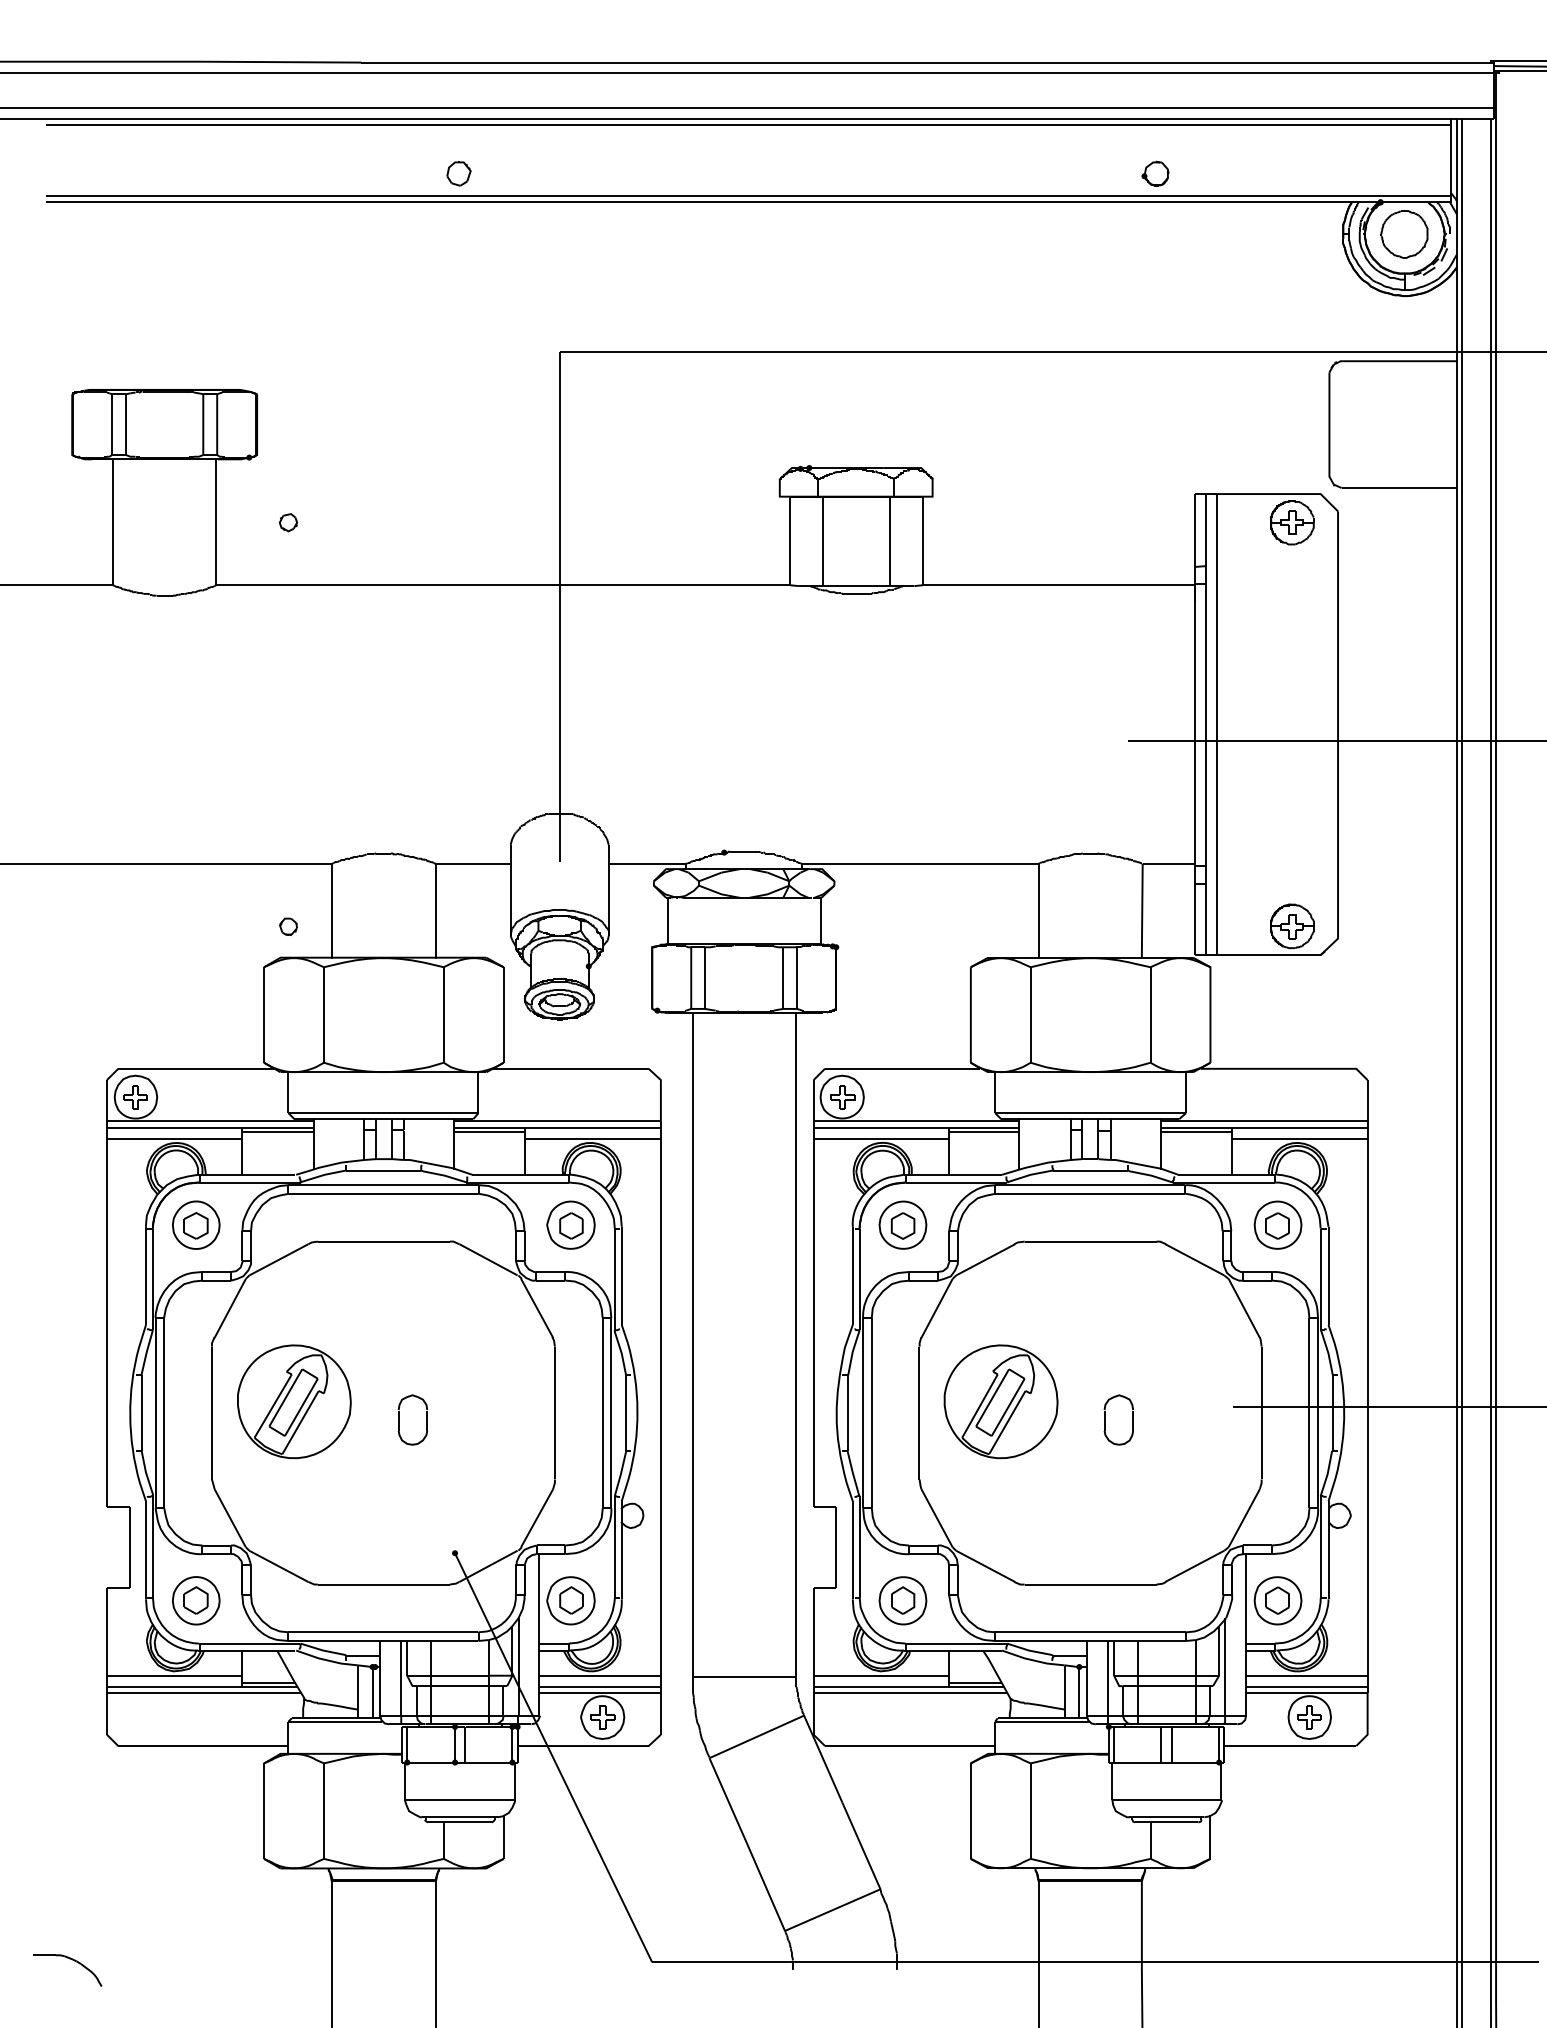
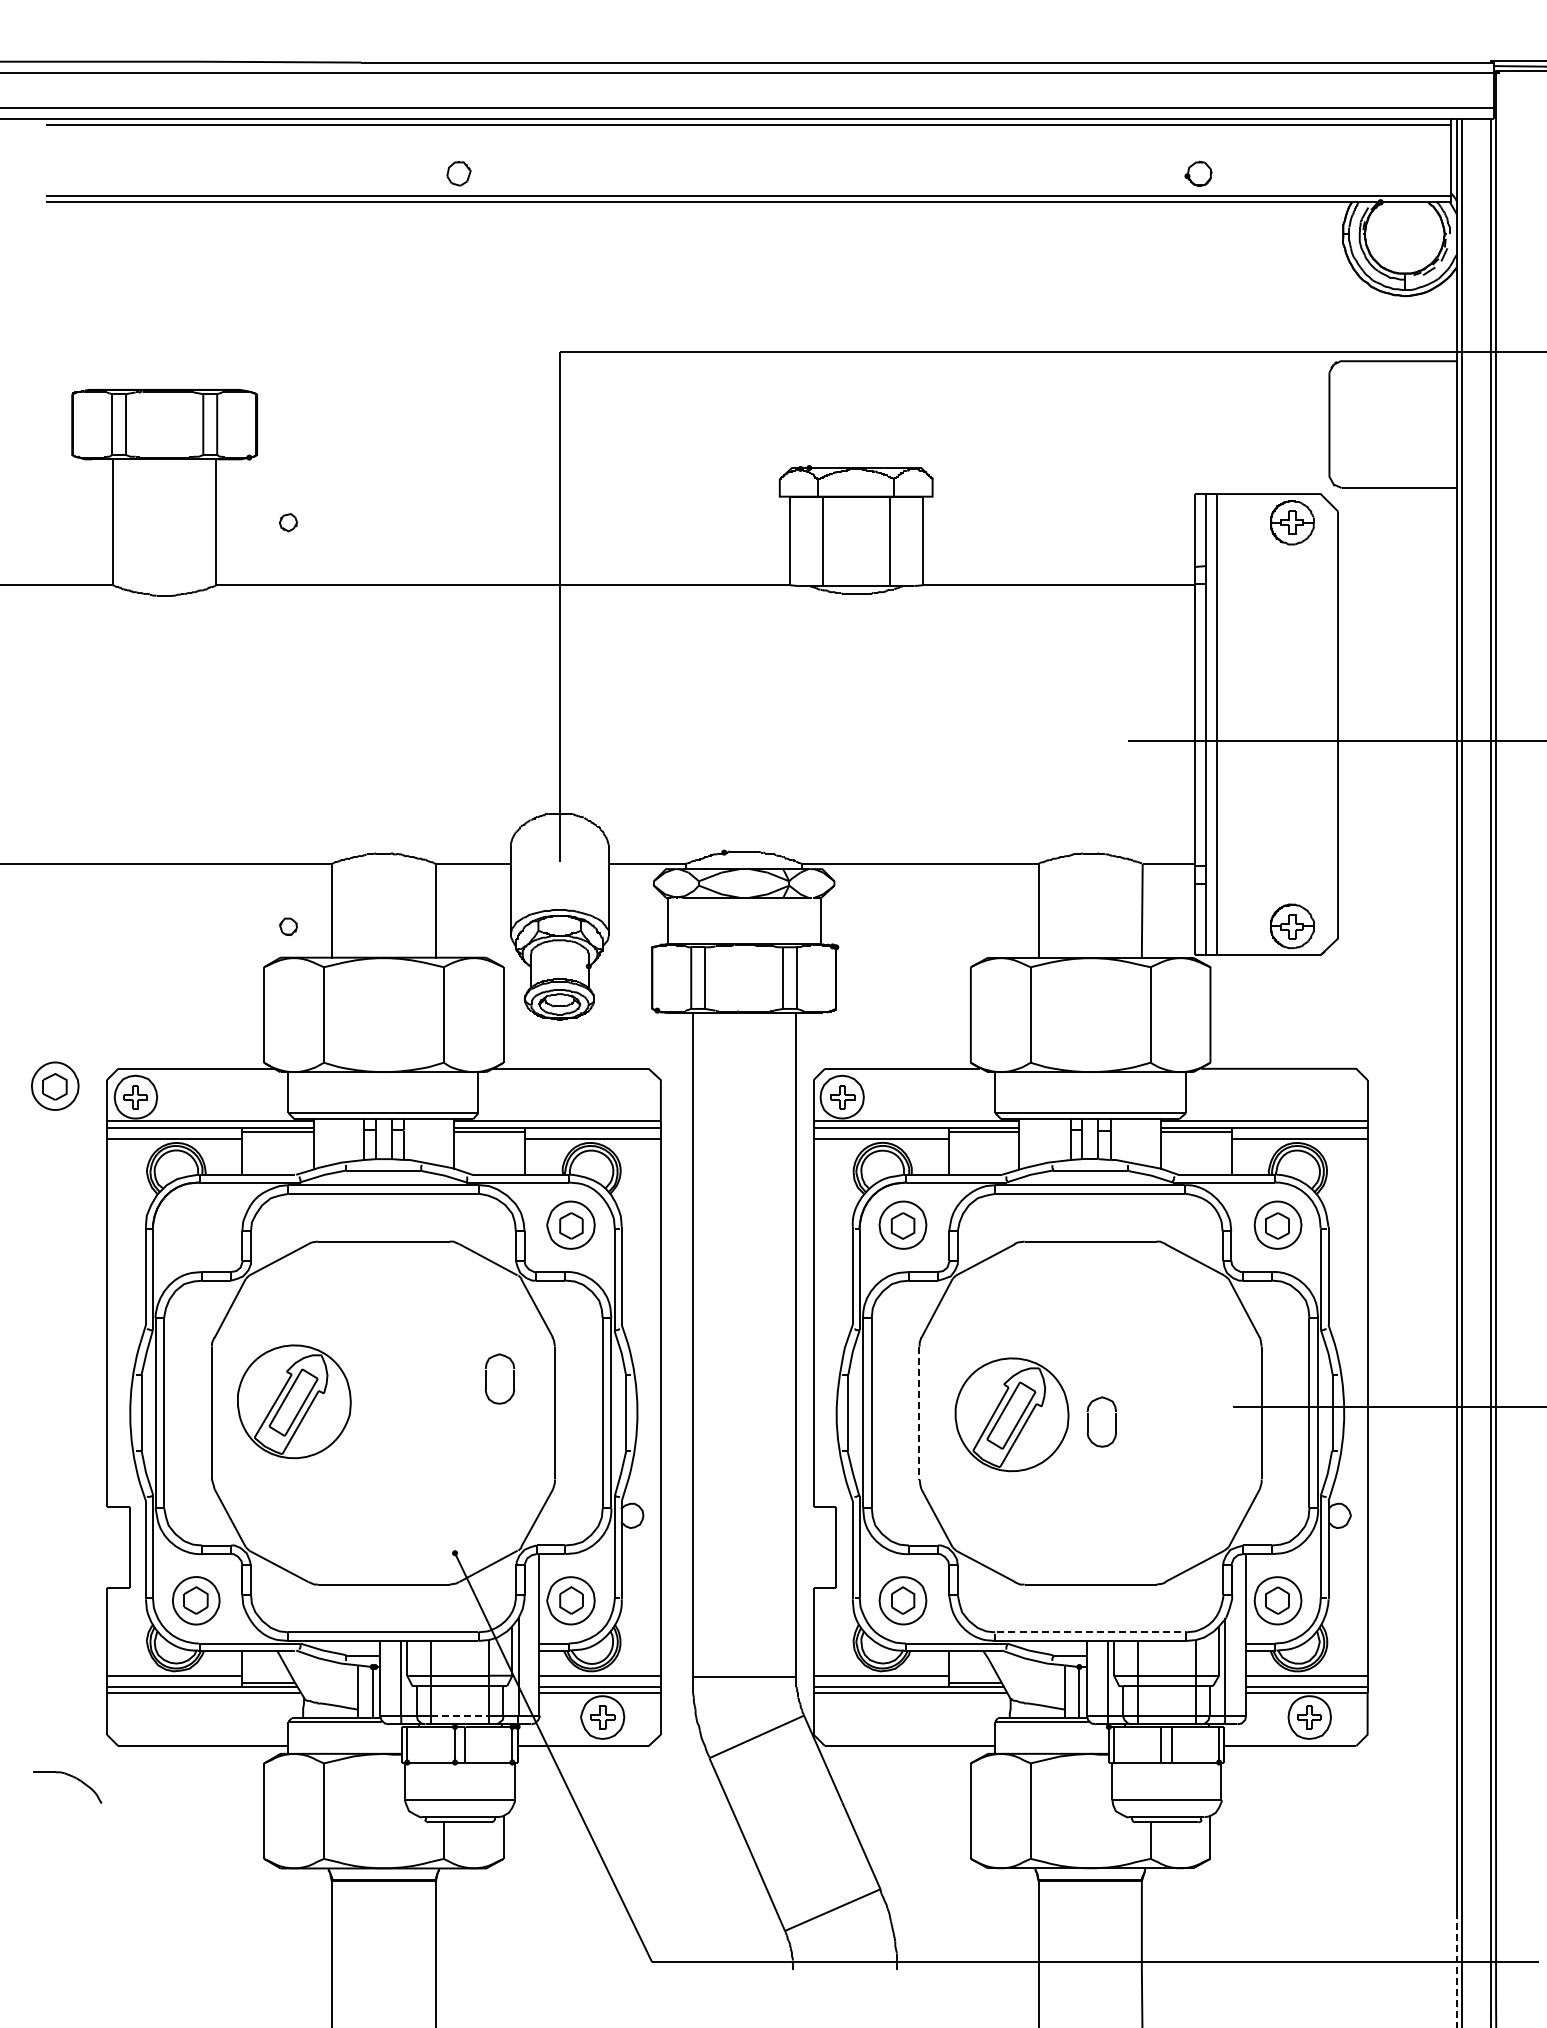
part position: (1155, 173) -> (1198, 173) (1198, 173)
part: present -> none (1404, 234)
part position: (196, 1224) -> (55, 1085) (55, 1085)
part position: (1000, 1401) -> (1011, 1414) (1011, 1414)
line: solid -> dashed (918, 1413)
part position: (399, 1419) -> (486, 1378) (486, 1378)
part position: (1105, 1419) -> (1088, 1421) (1088, 1421)
line: solid -> dashed (1085, 1632)
line: solid -> dashed (460, 1715)
part position: (69, 1959) -> (69, 1776) (69, 1776)
line: solid -> dashed (1457, 1969)
